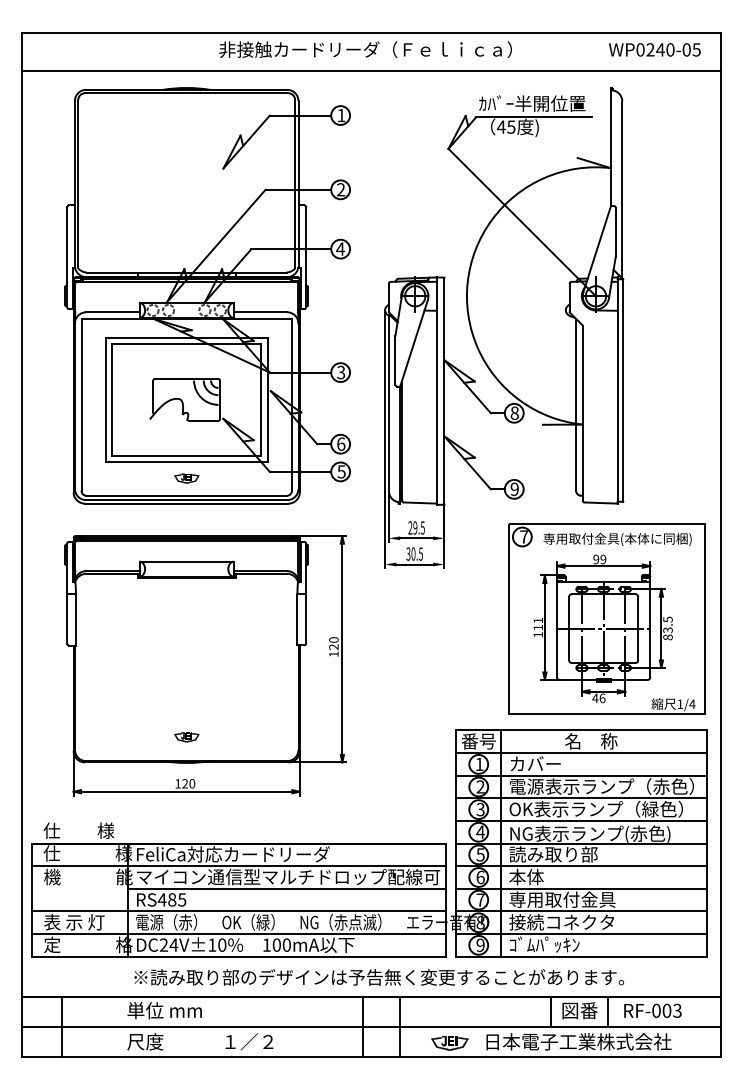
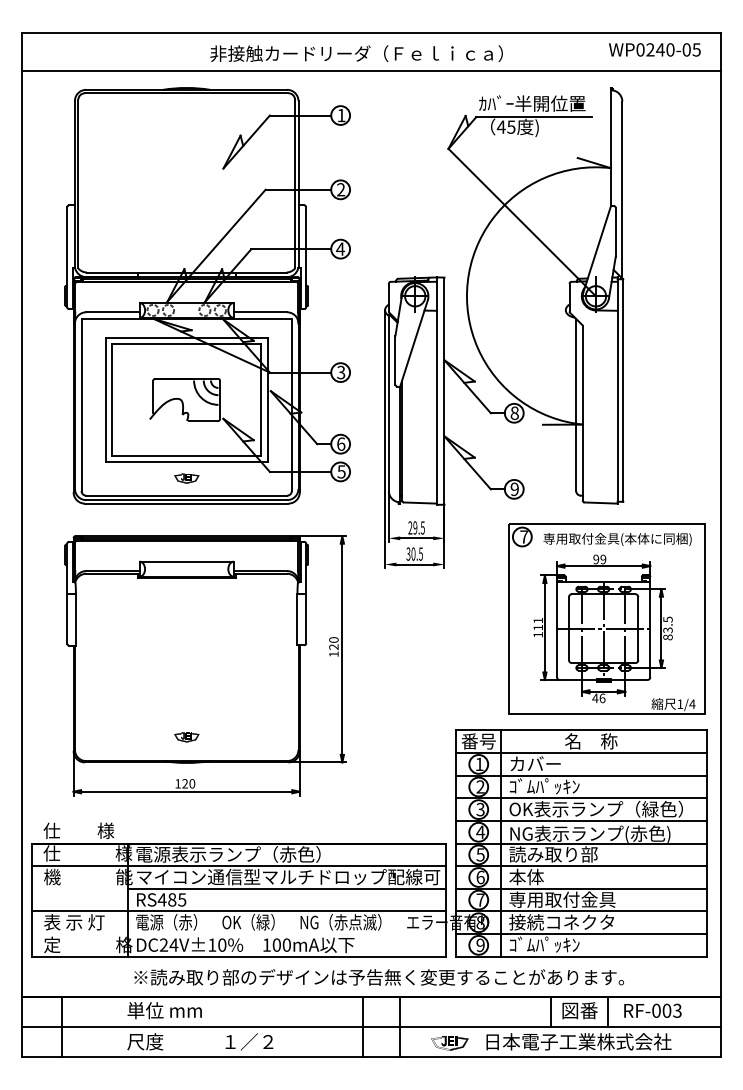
text position: (365, 49) -> (356, 53) (356, 53)
text: 電源表示ランプ（赤色） -> ｺﾞﾑﾊﾟｯｷﾝ (601, 786)
text: FeliCa対応カードリーダ -> 電源表示ランプ（赤色） (232, 854)
line: present -> none (239, 934)
fill: present -> none (440, 1043)
